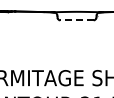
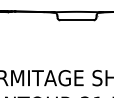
line: dashed -> solid (76, 20)
